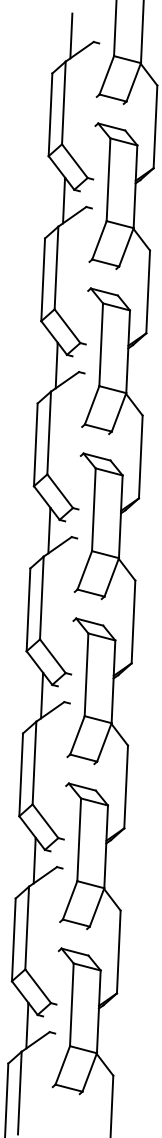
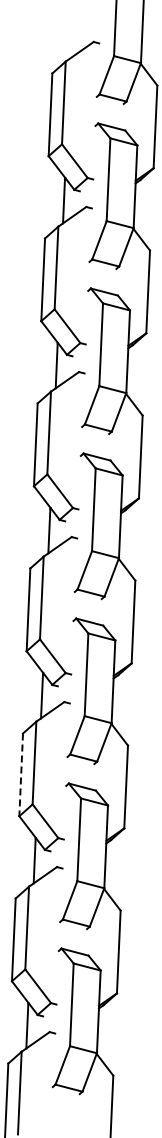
line: present -> none (71, 35)
line: solid -> dashed (21, 775)
